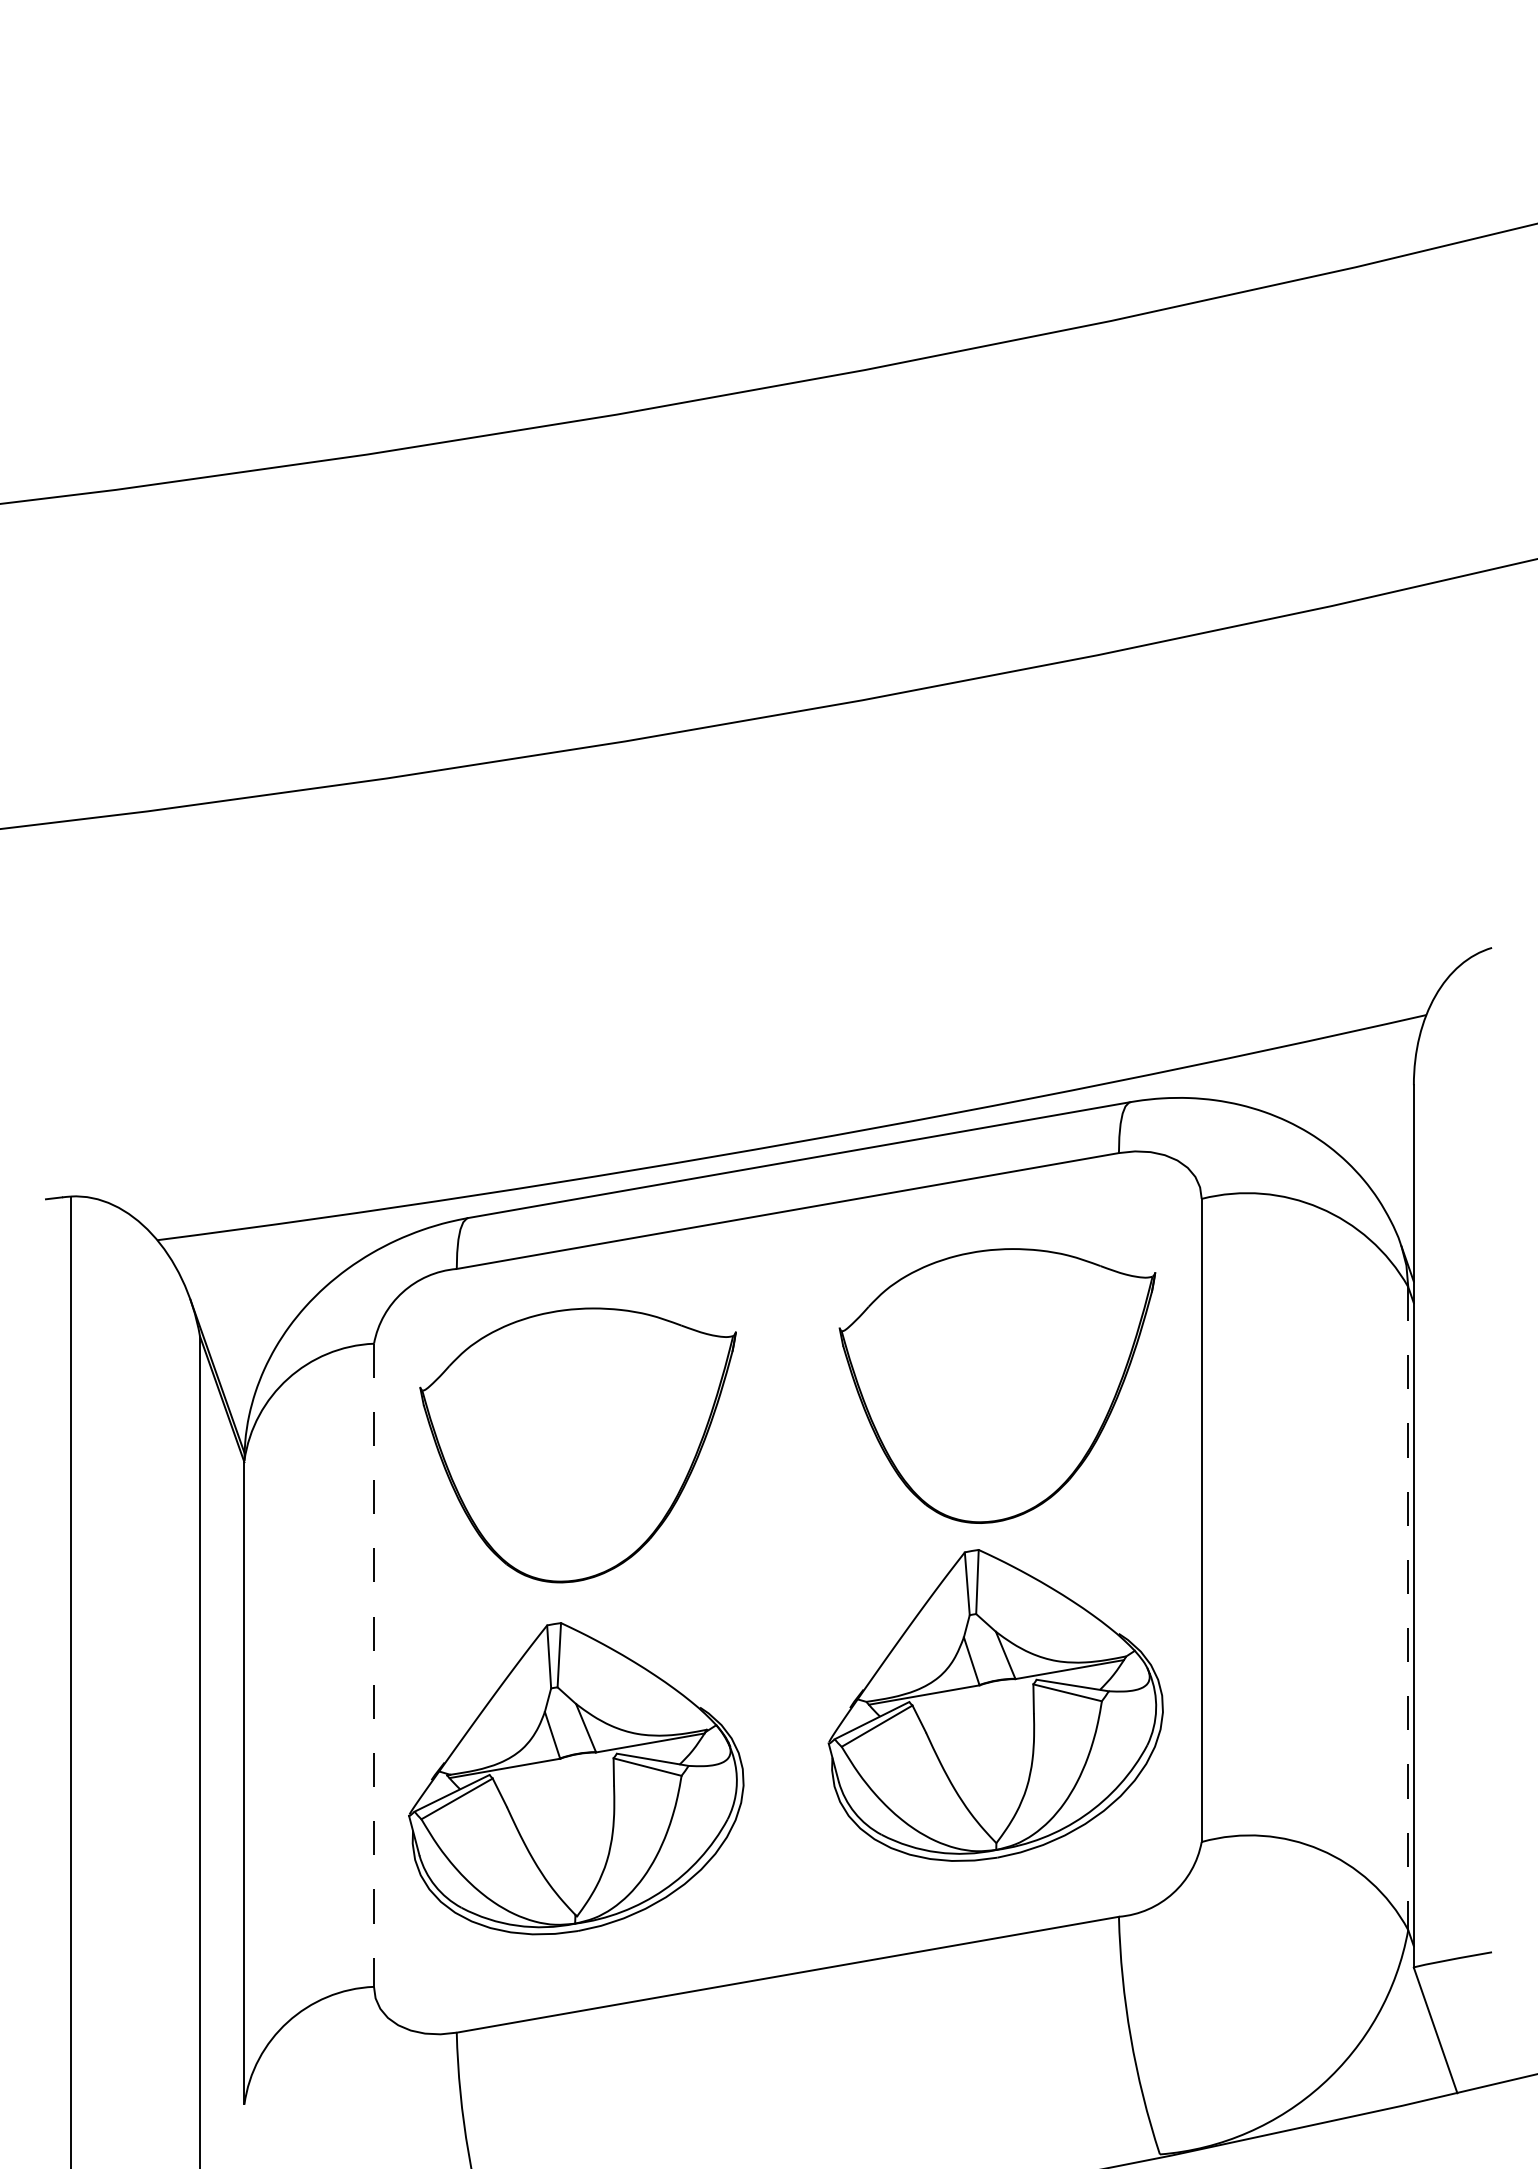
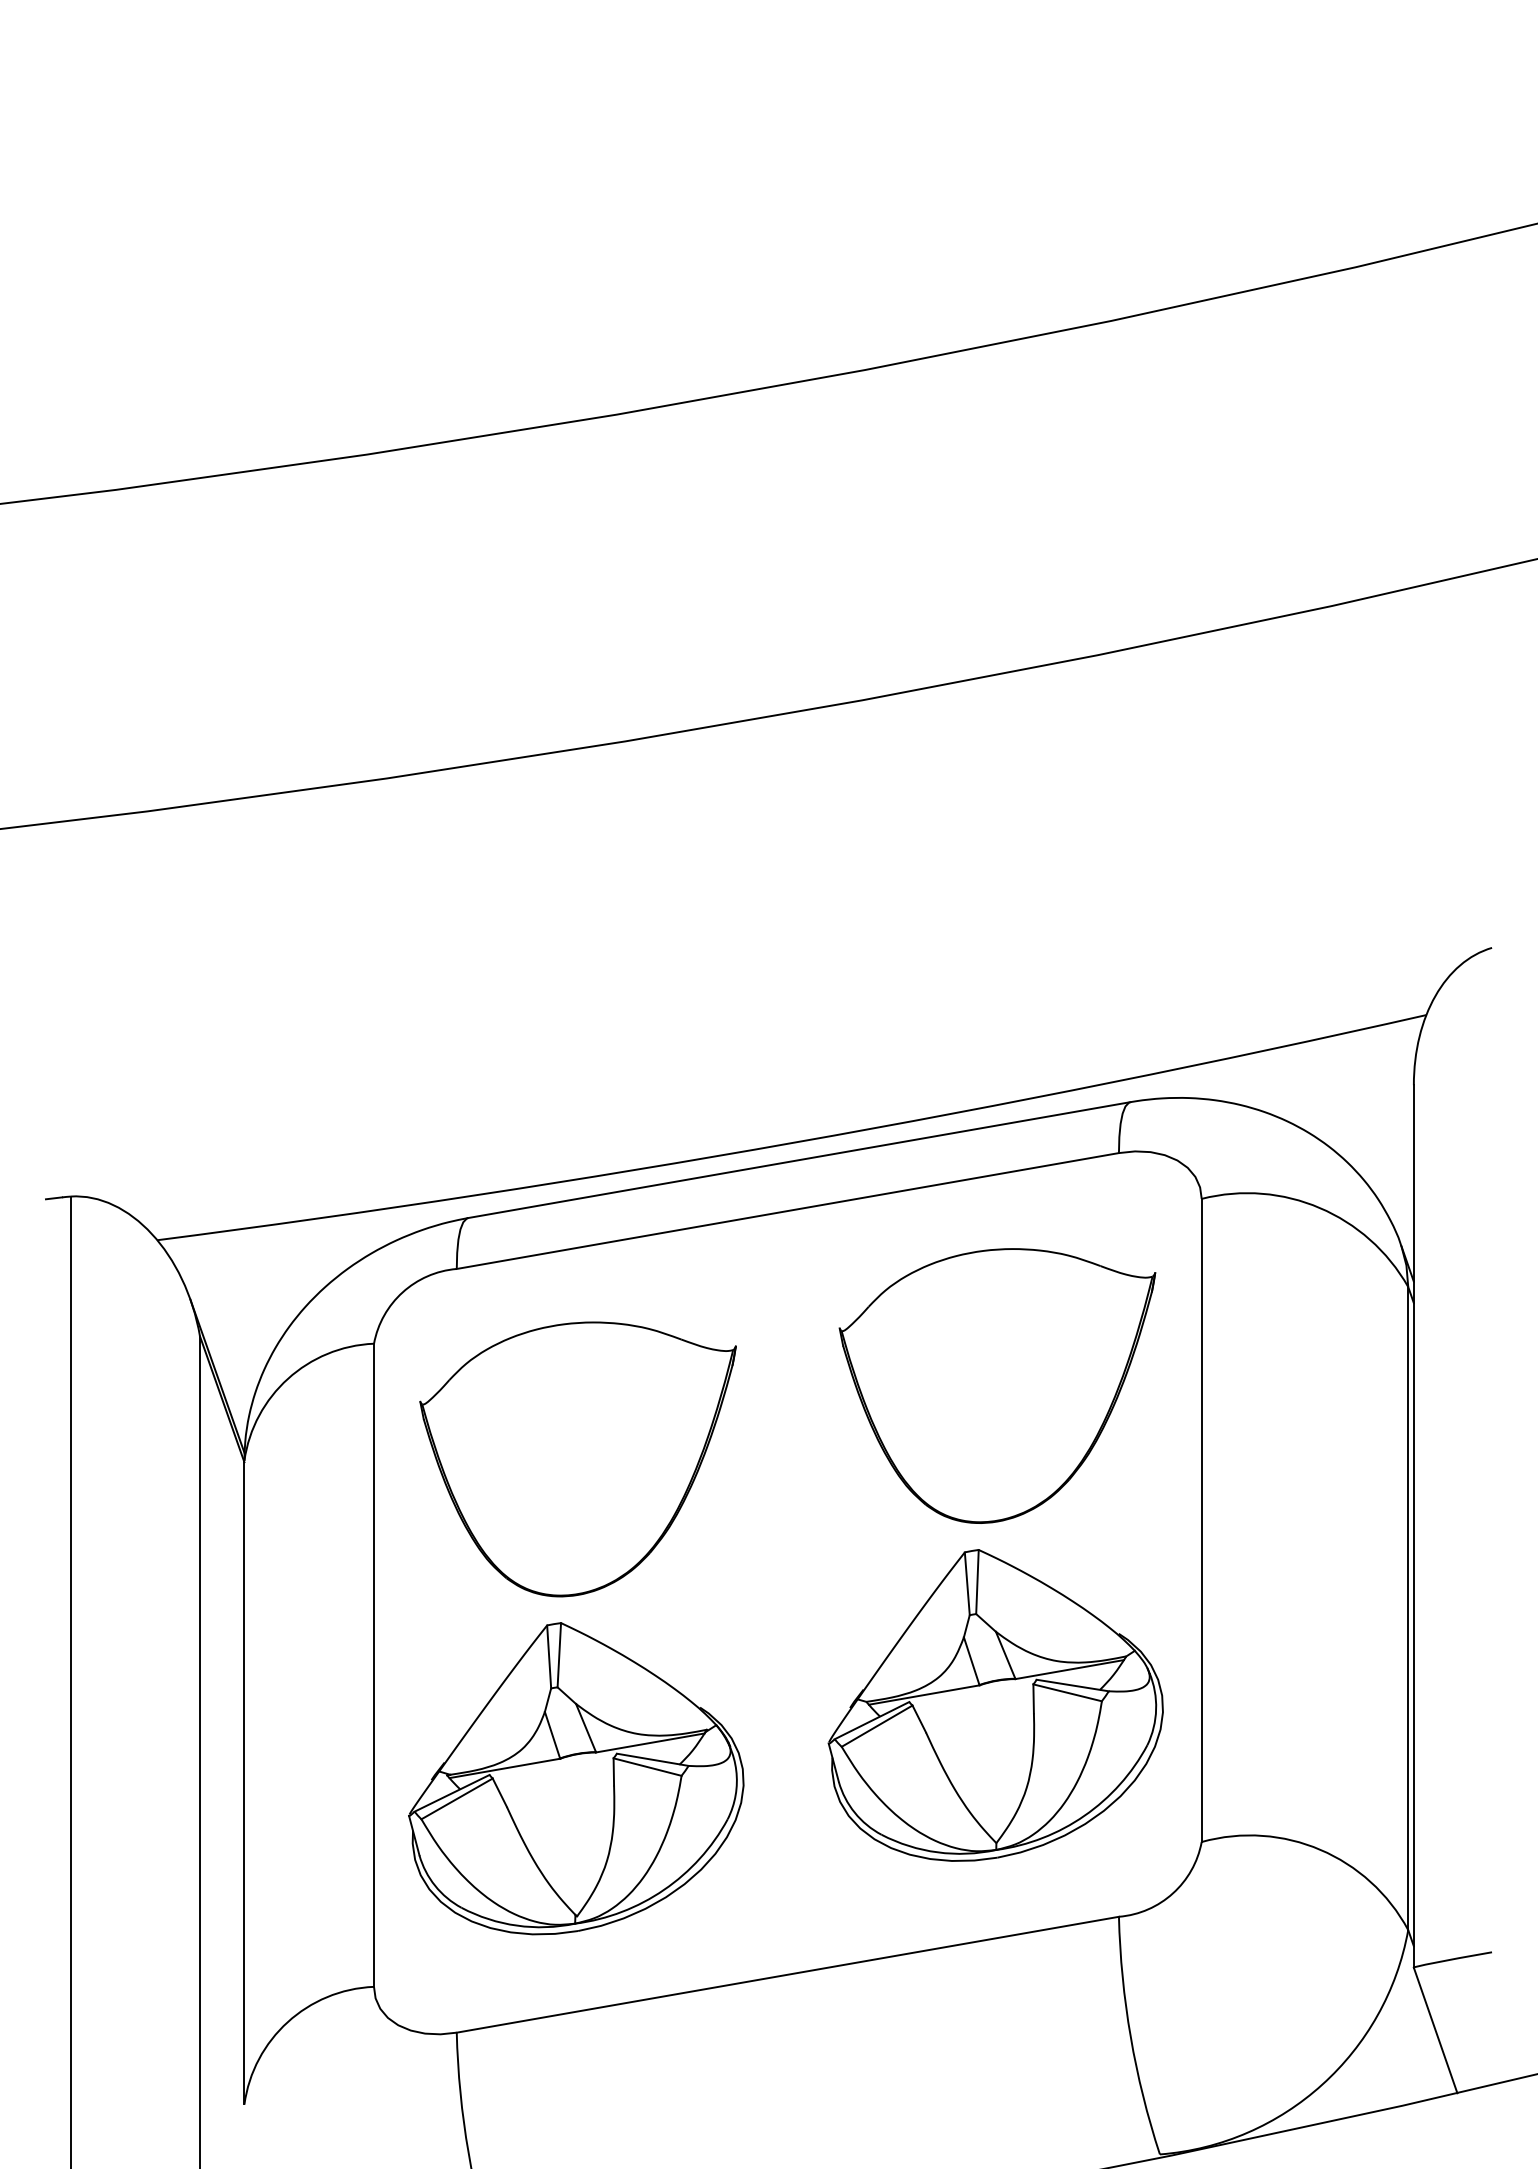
part position: (577, 1445) -> (577, 1459) (577, 1459)
line: dashed -> solid (1408, 1608)
line: dashed -> solid (374, 1665)
